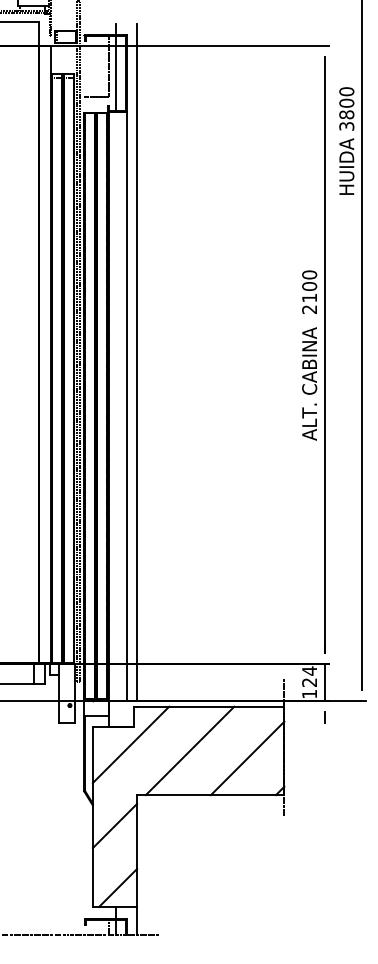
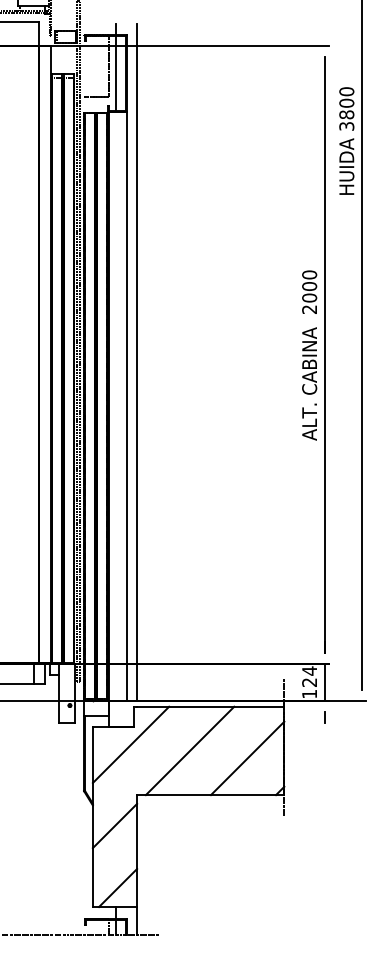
text: 2100 -> 2000 (309, 297)
